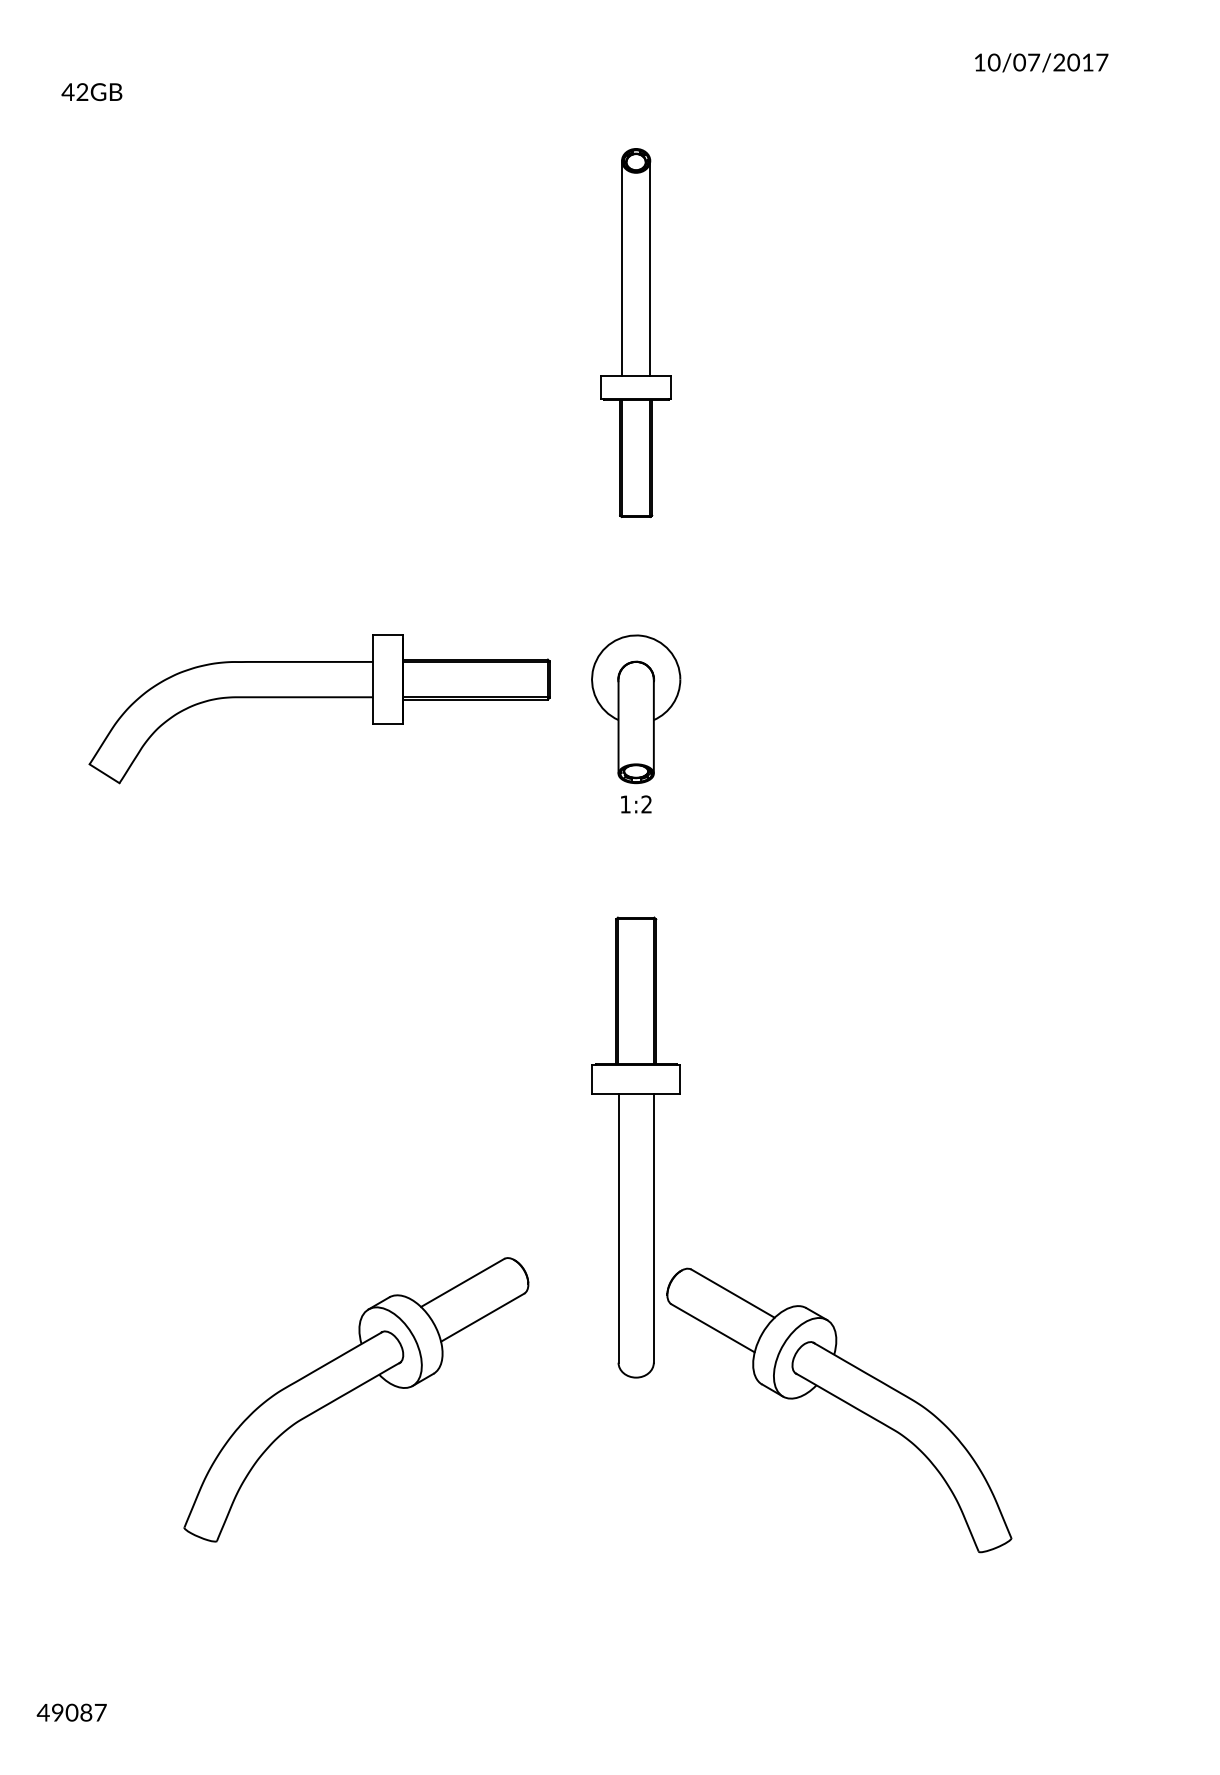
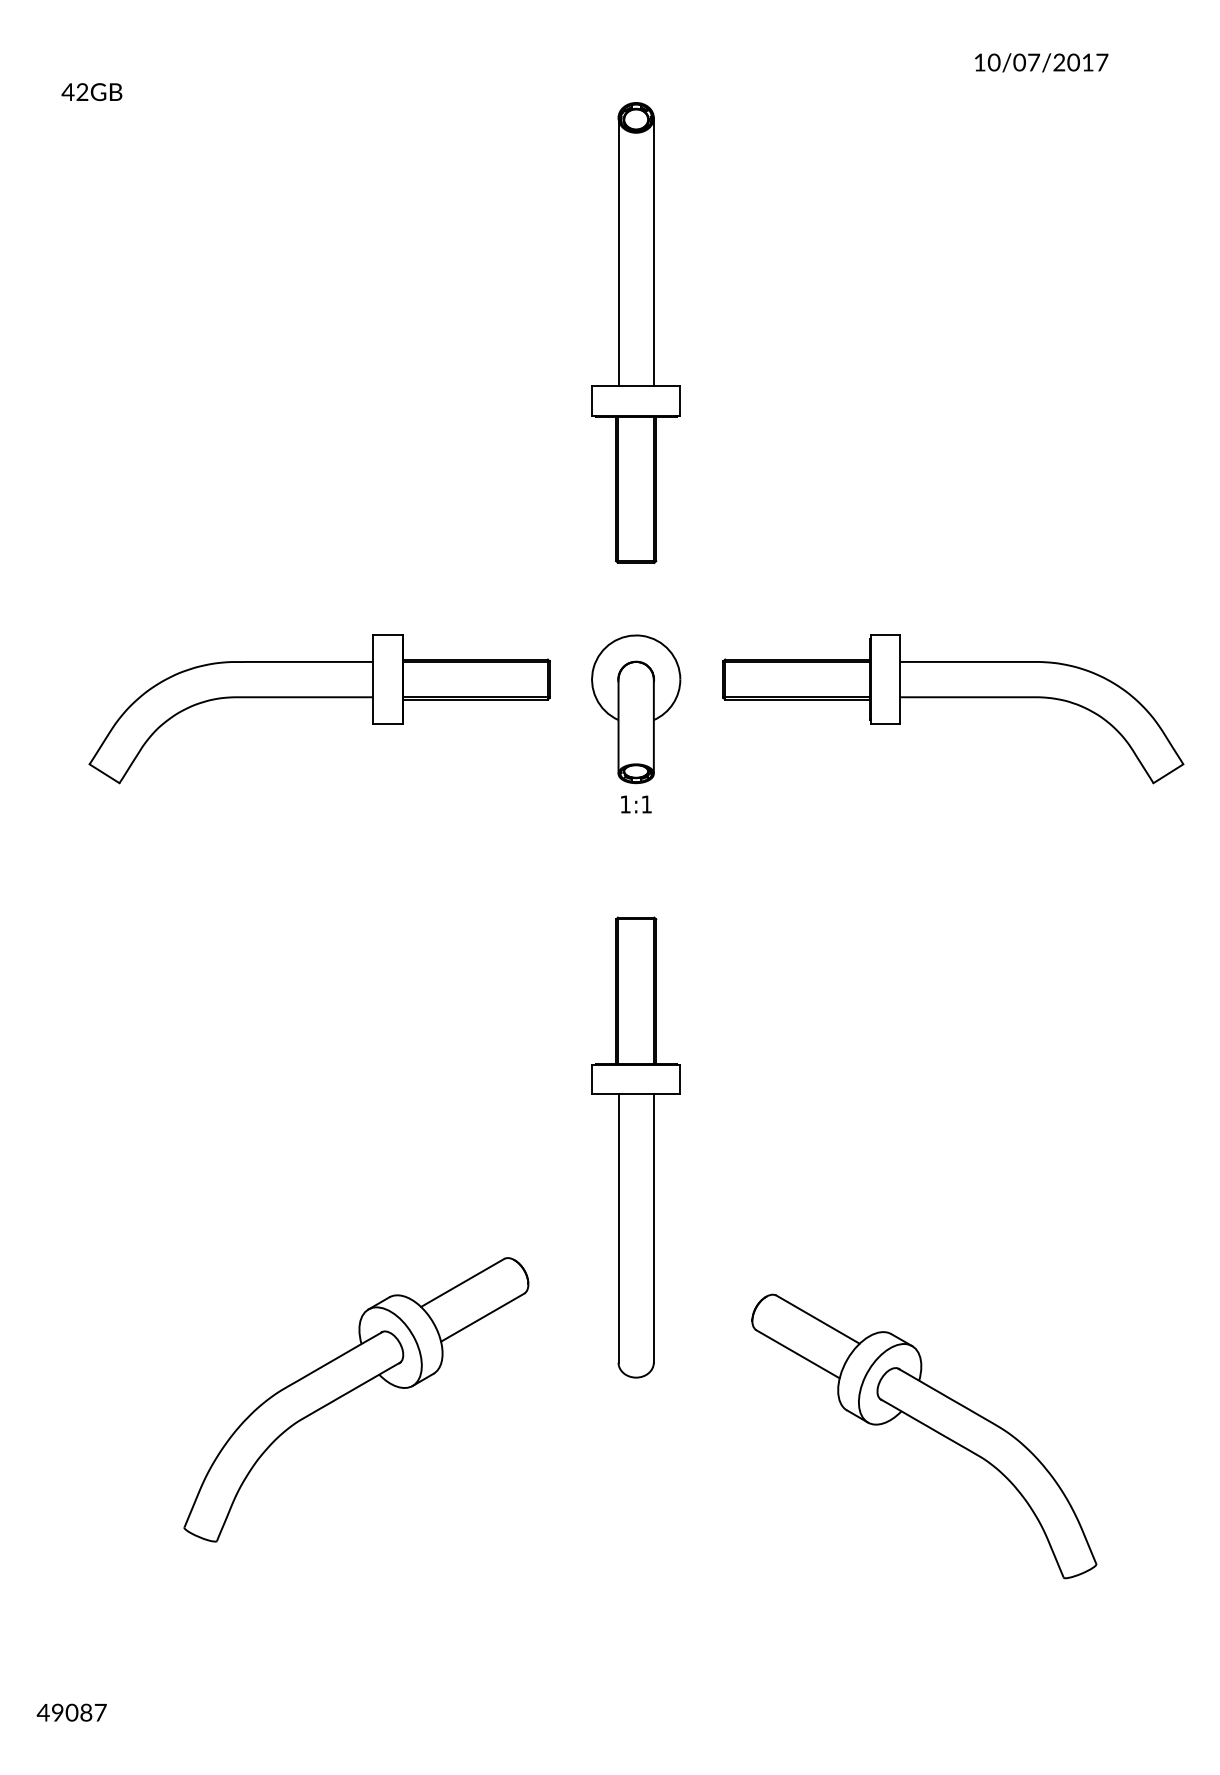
part size: 72x370 px -> 90x462 px (635, 332)
part: none -> present (953, 698)
text: 1:2 -> 1:1 (646, 804)
part position: (845, 1403) -> (930, 1429) (930, 1429)
